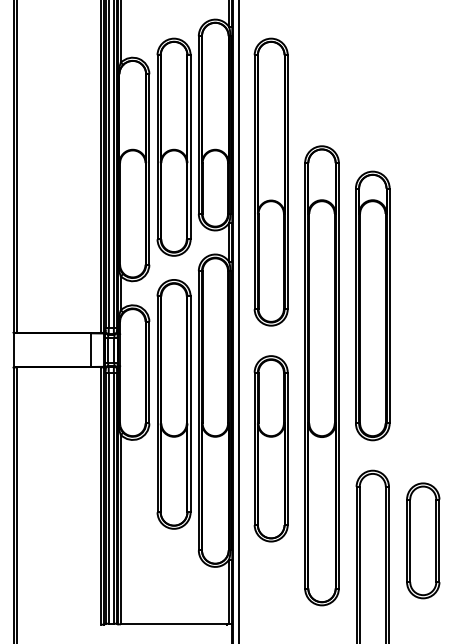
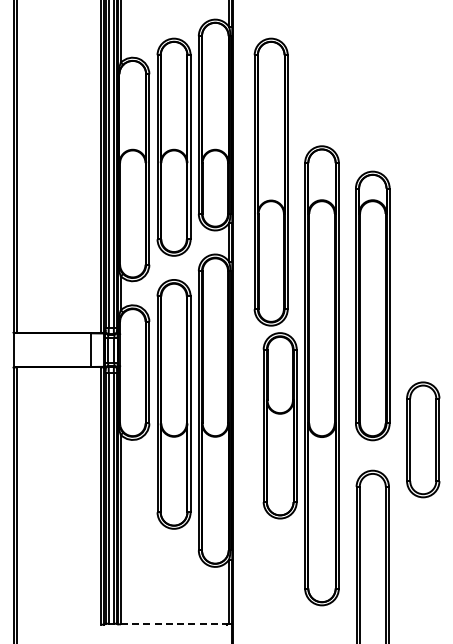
line: present -> none (239, 321)
part position: (270, 448) -> (279, 425) (279, 425)
part position: (423, 540) -> (423, 439) (423, 439)
line: solid -> dashed (173, 624)
